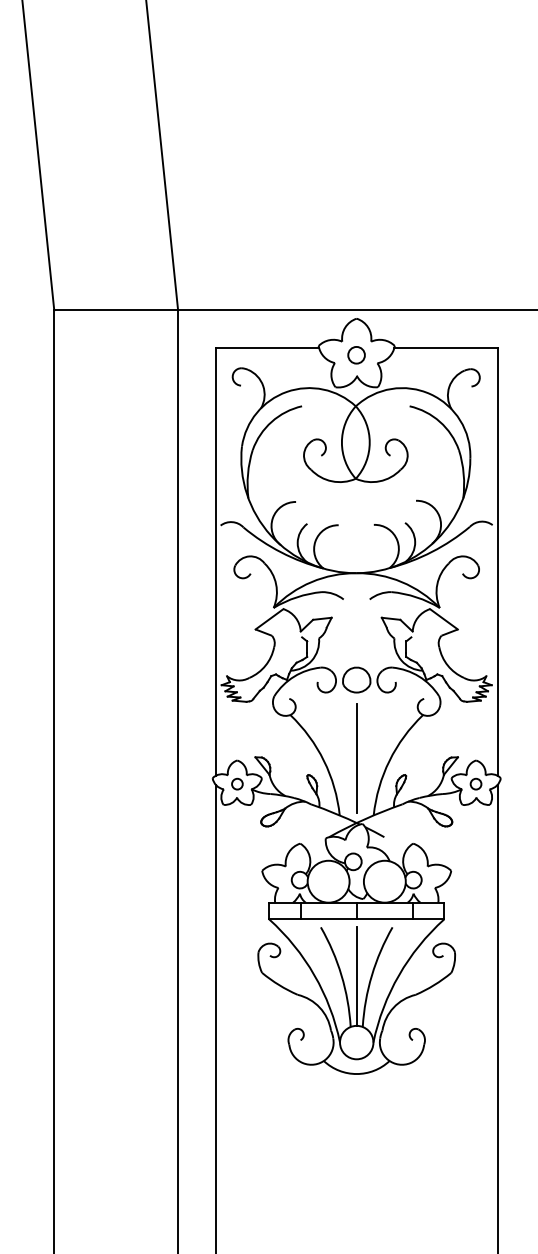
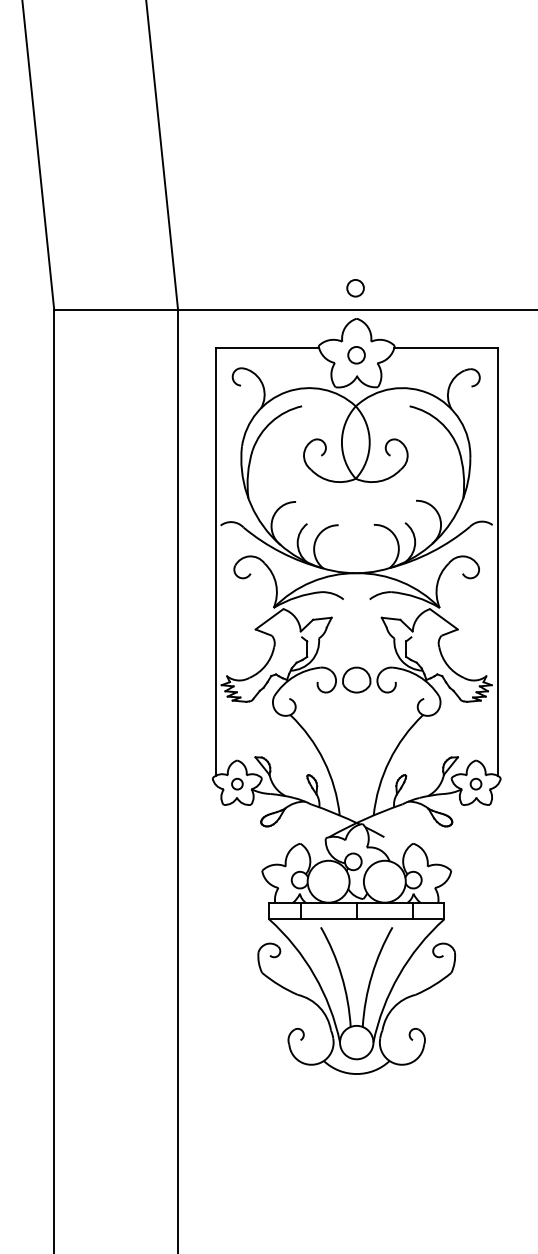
circle: none -> present (355, 288)
line: present -> none (356, 758)
line: present -> none (356, 976)
line: present -> none (215, 1017)
line: present -> none (497, 1017)
